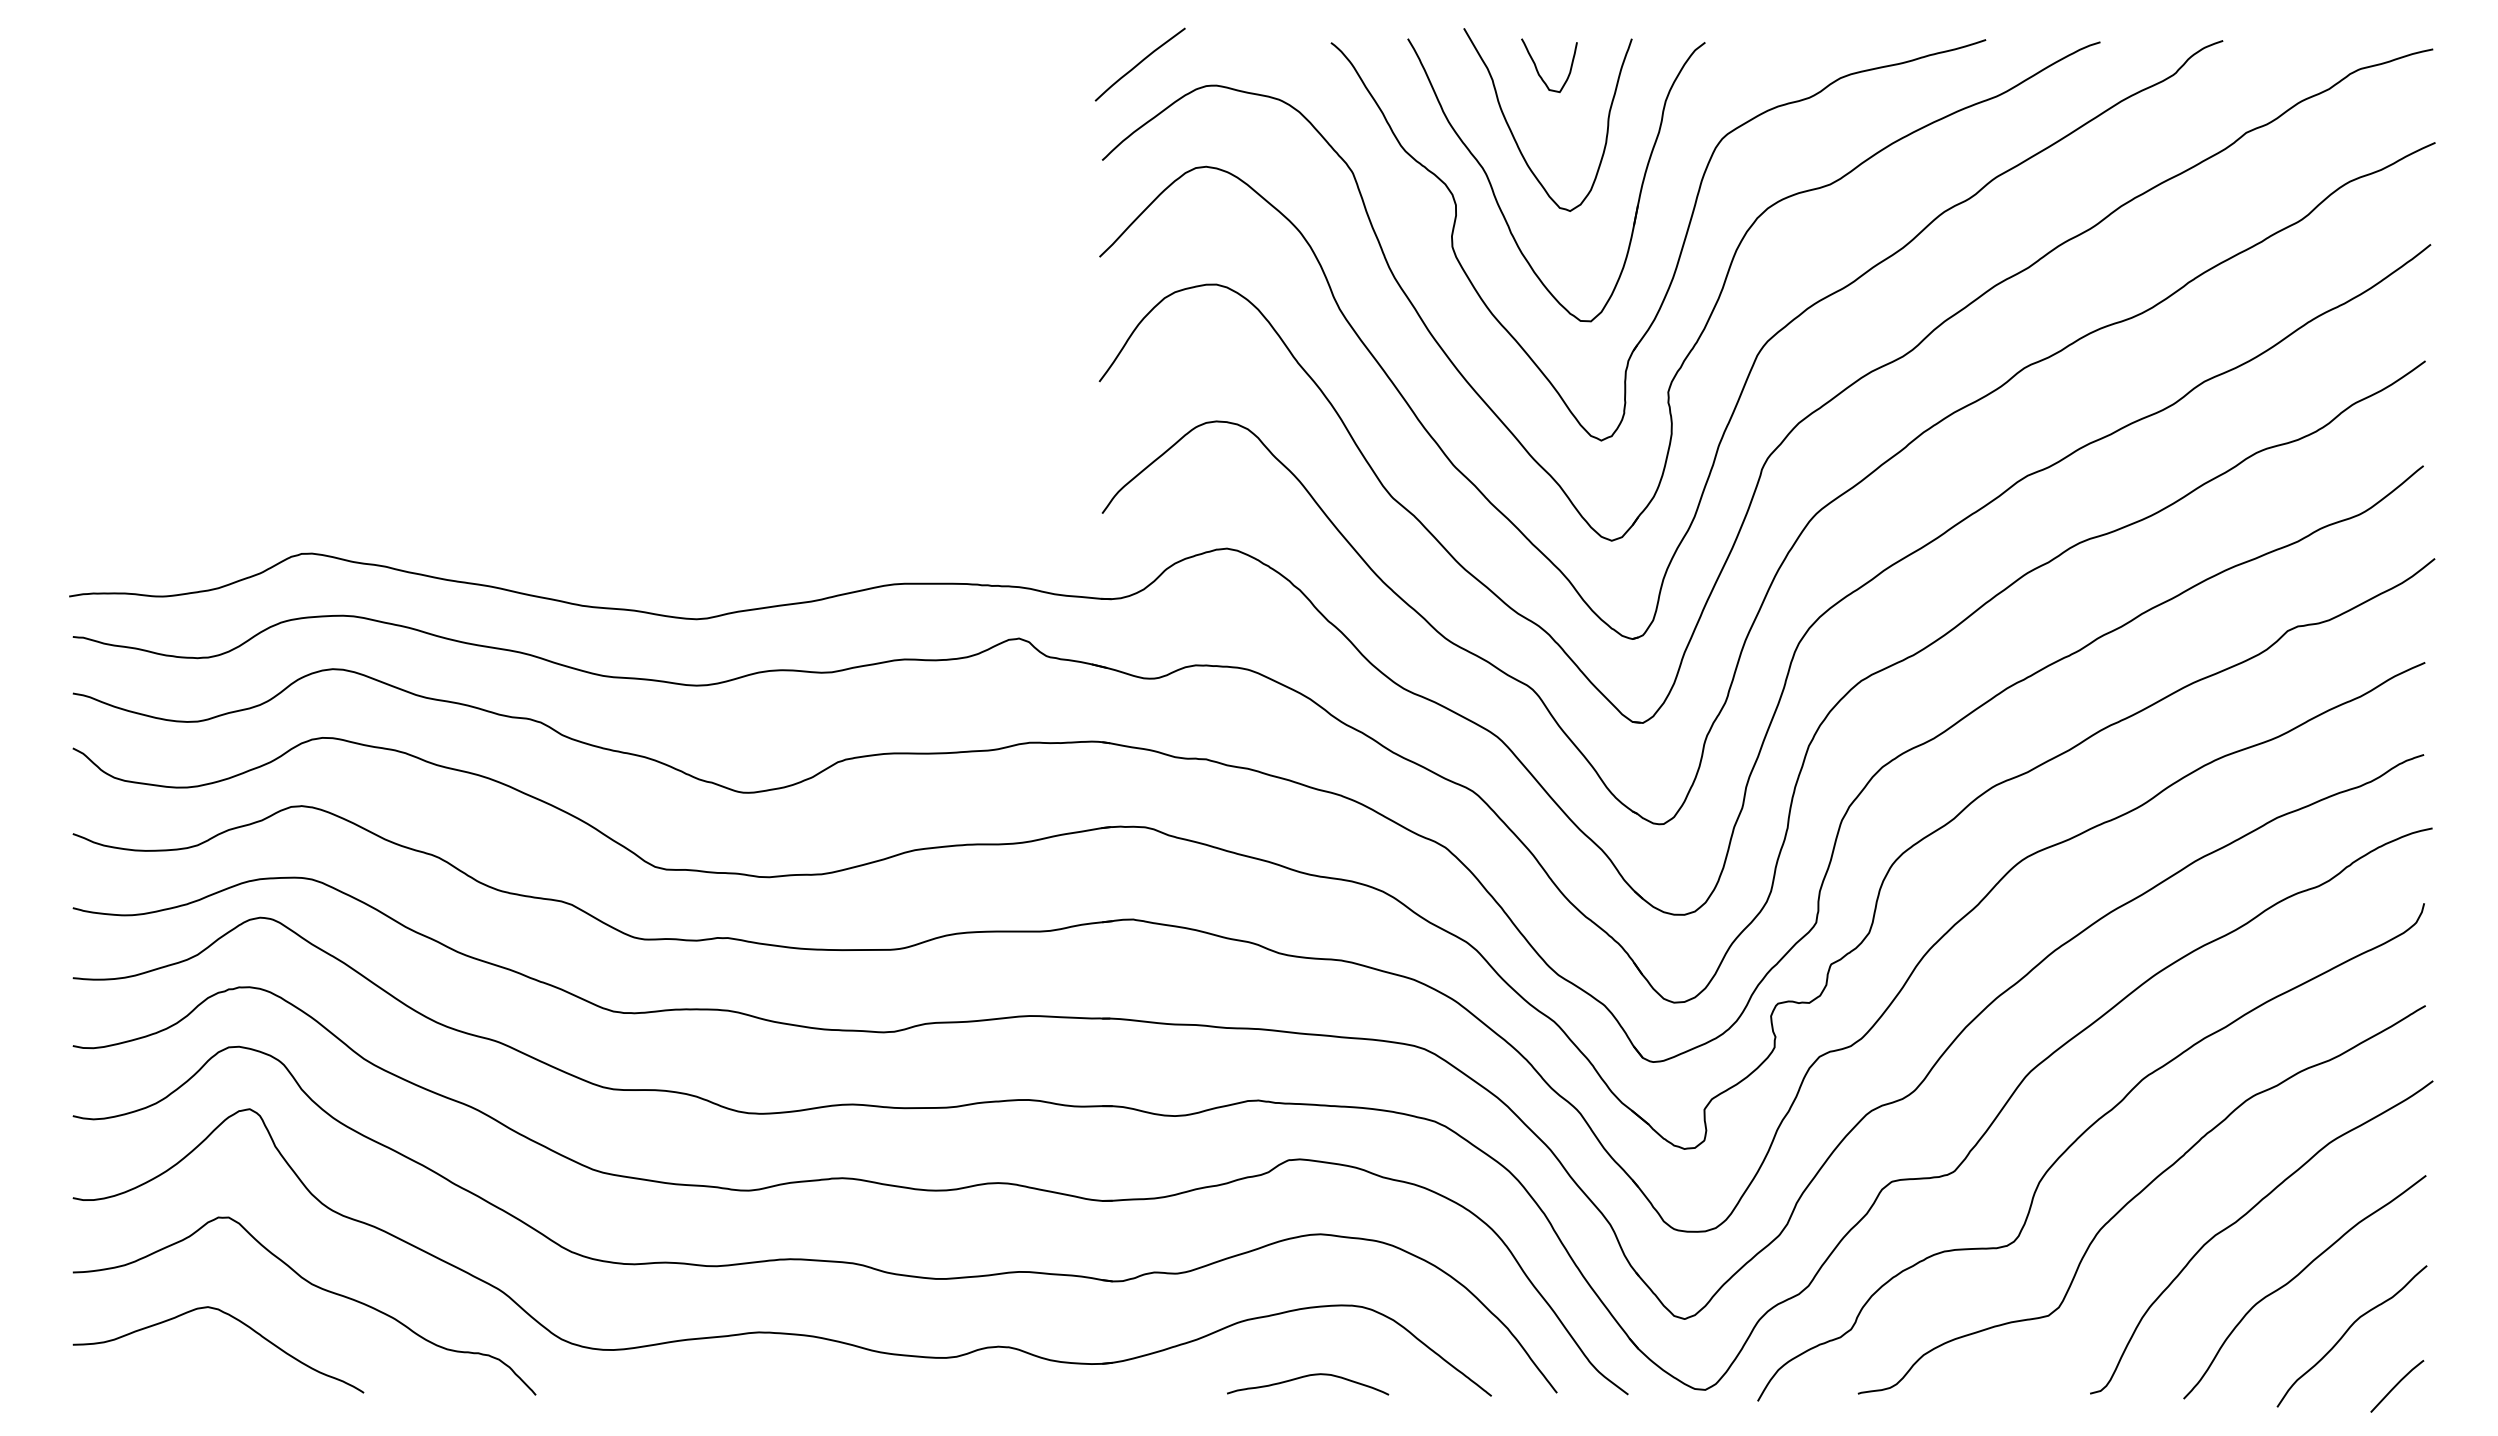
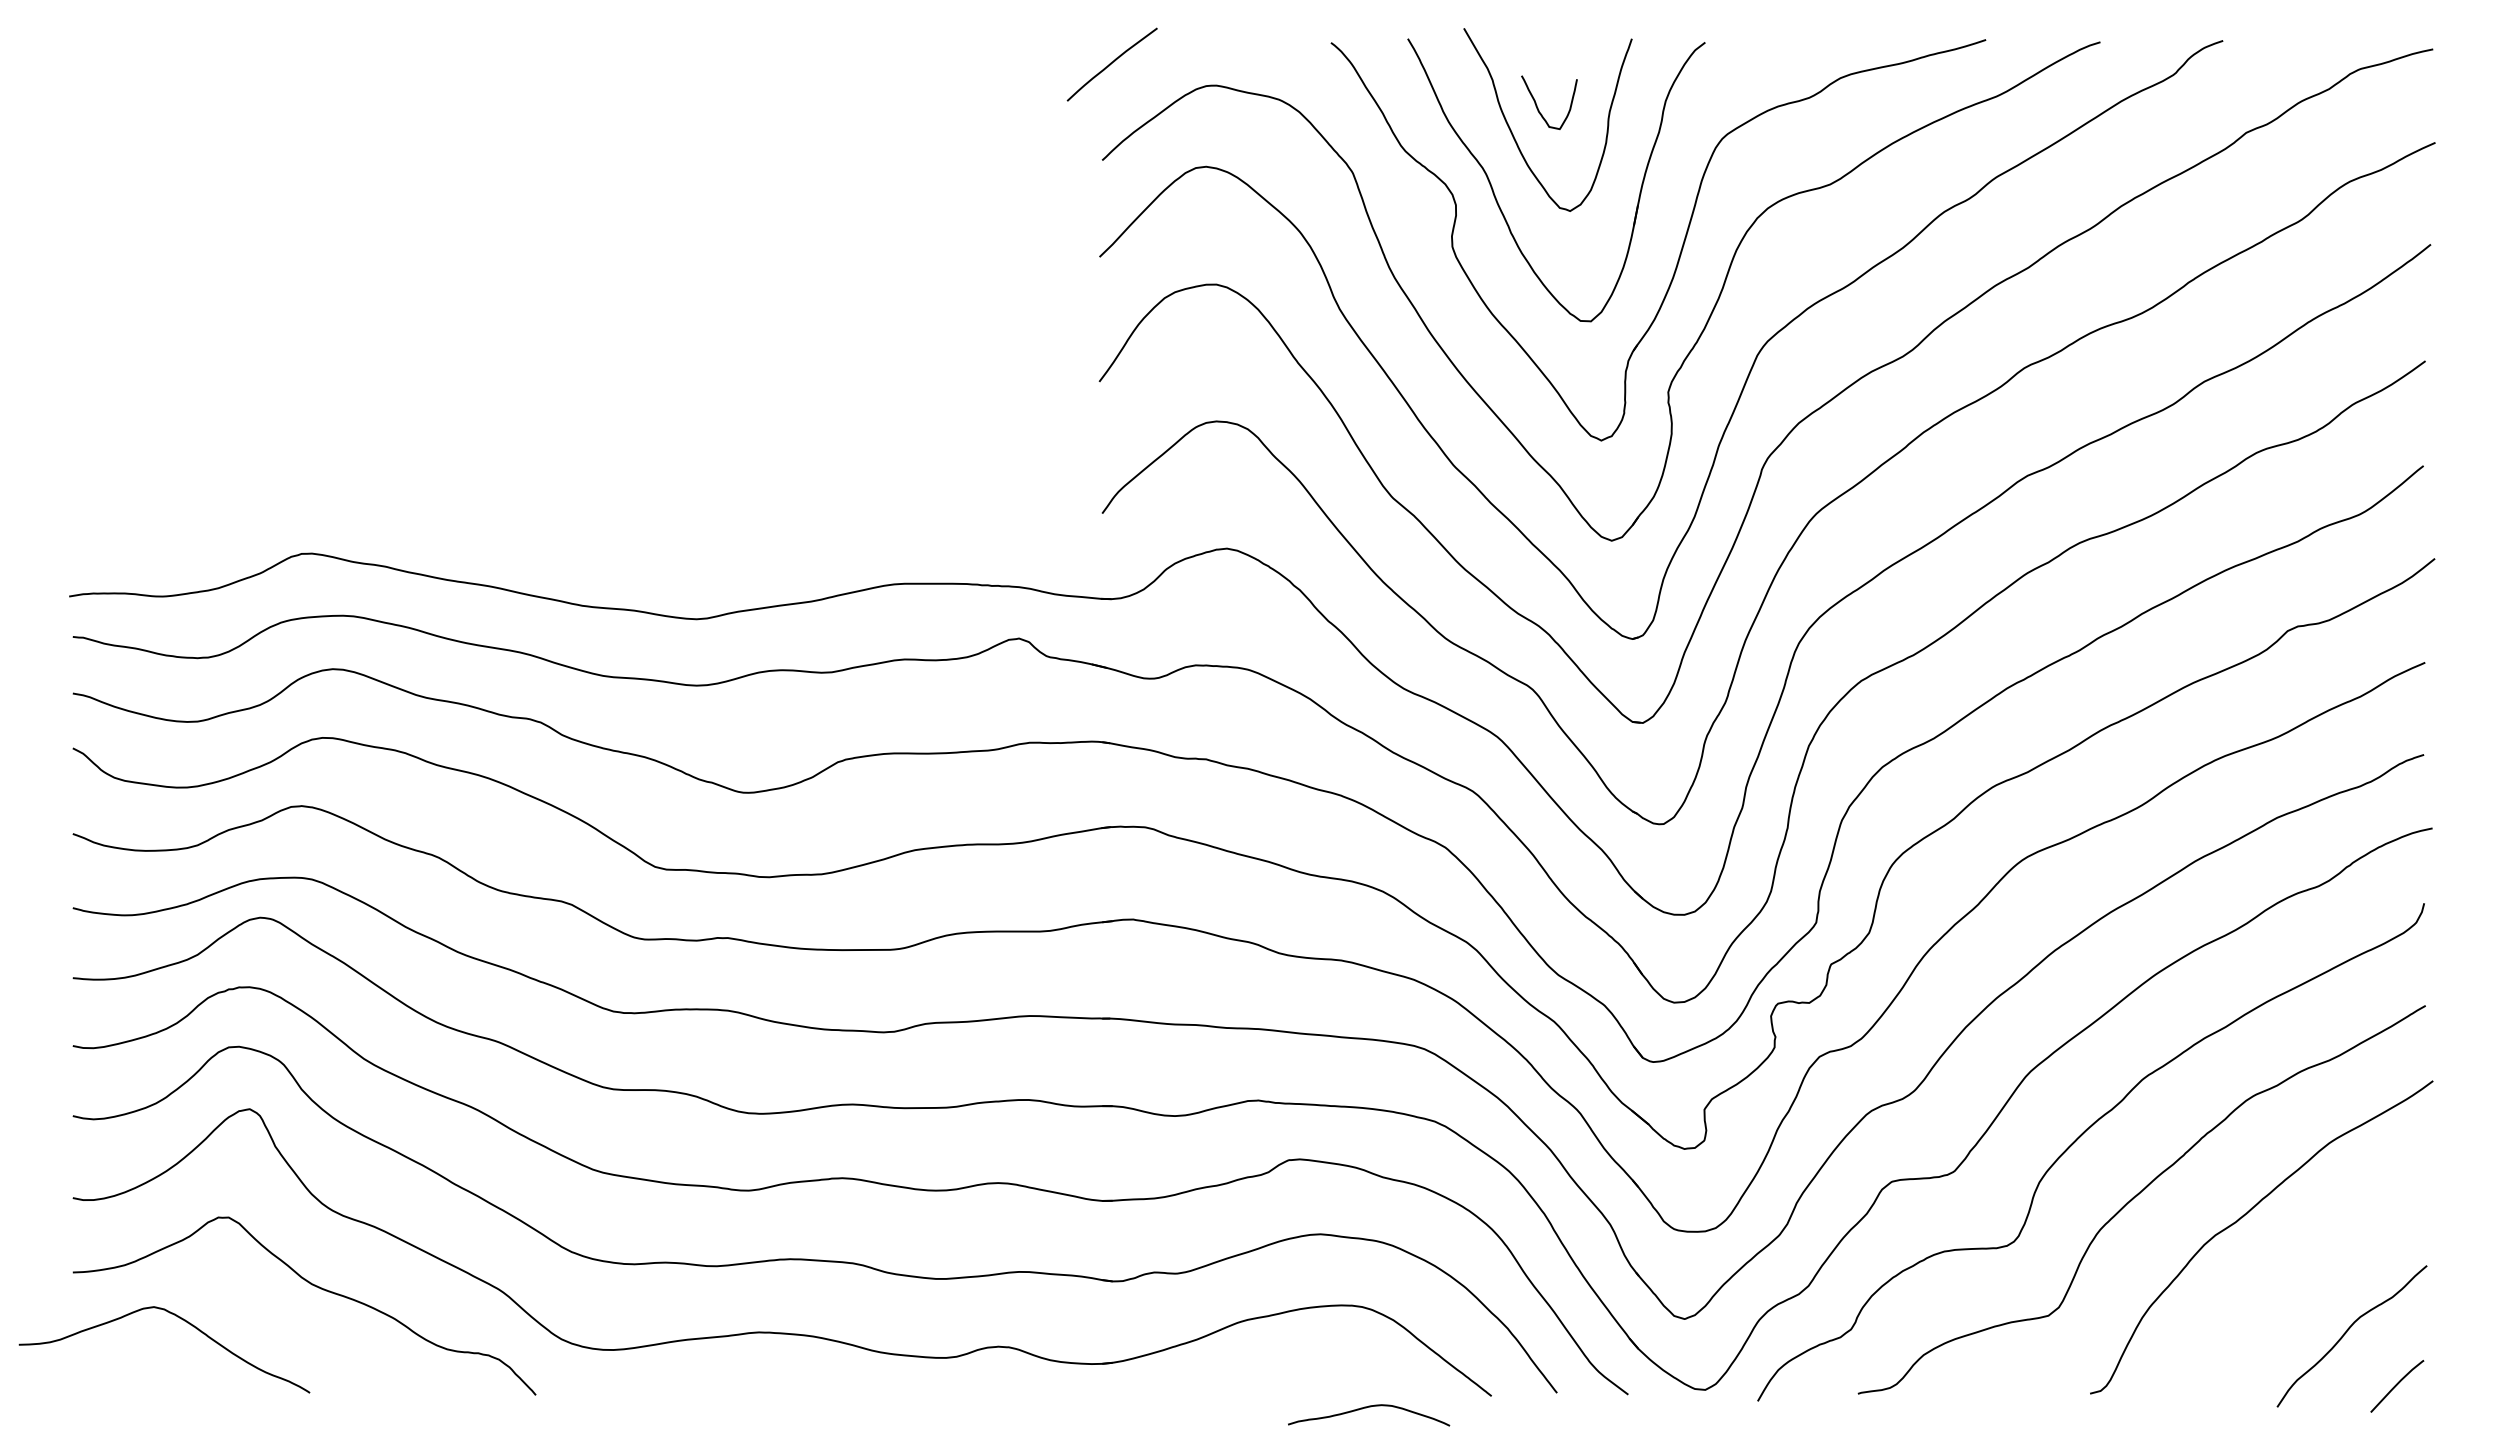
curve position: (1139, 64) -> (1111, 64) (1111, 64)
curve position: (1538, 70) -> (1538, 107) (1538, 107)
curve: present -> none (2295, 1278)
curve position: (236, 1320) -> (182, 1320) (182, 1320)
curve position: (1305, 1377) -> (1366, 1408) (1366, 1408)
